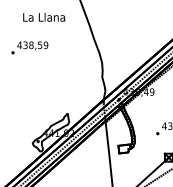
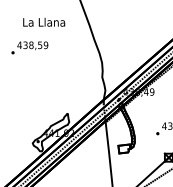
text position: (44, 16) -> (44, 21) (44, 21)
